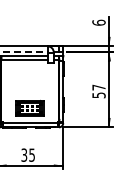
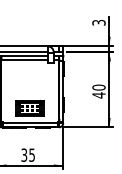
text: 6 -> 3 (98, 22)
line: dashed -> solid (24, 51)
text: 57 -> 40 (98, 91)
